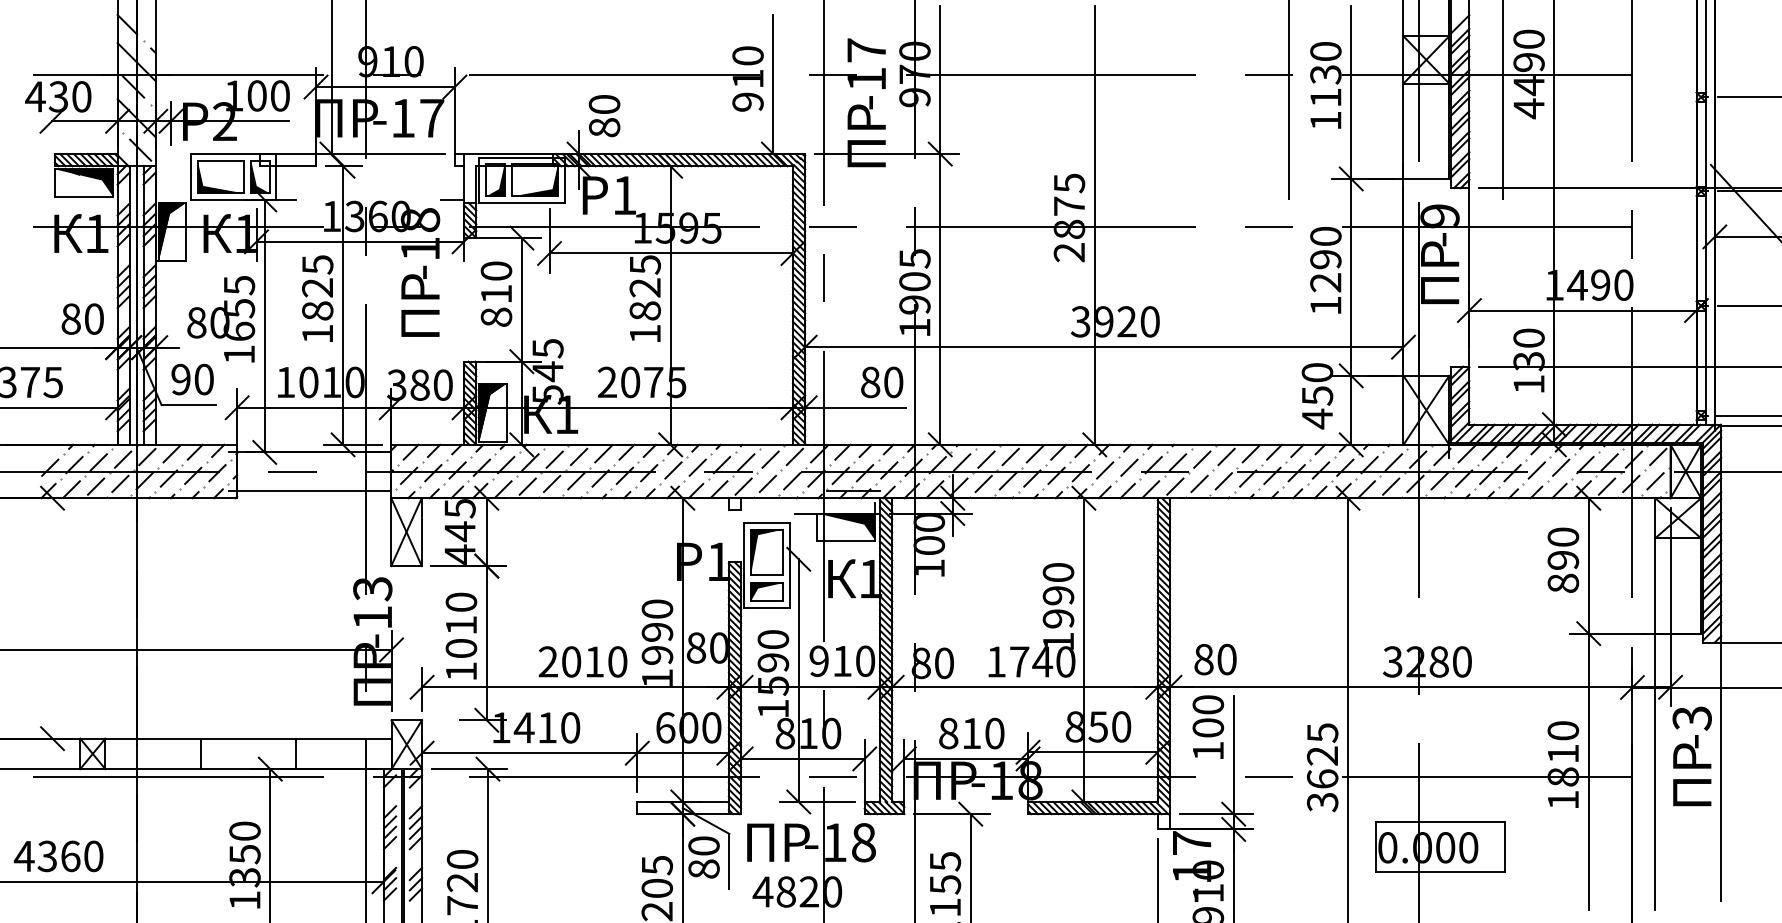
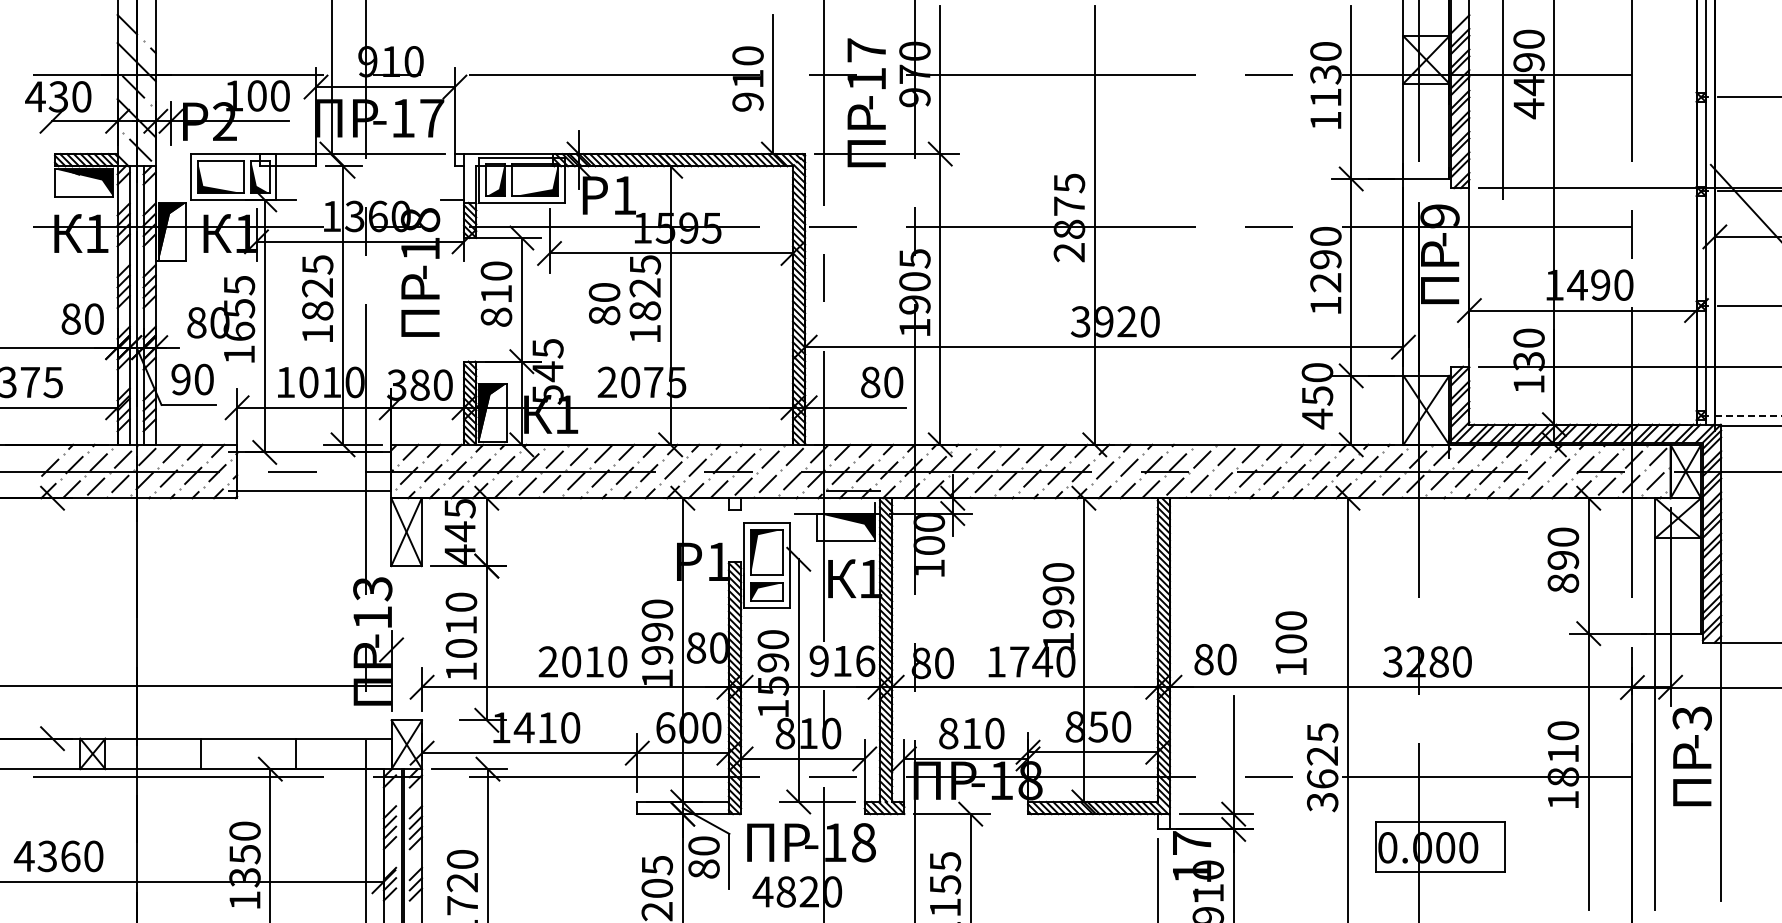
line: present -> none (1289, 100)
text position: (604, 116) -> (604, 304) (604, 304)
line: solid -> dashed (1749, 415)
line position: (196, 649) -> (196, 685) (196, 685)
text: 910 -> 916 (865, 660)
text position: (1208, 726) -> (1291, 642) (1291, 642)
